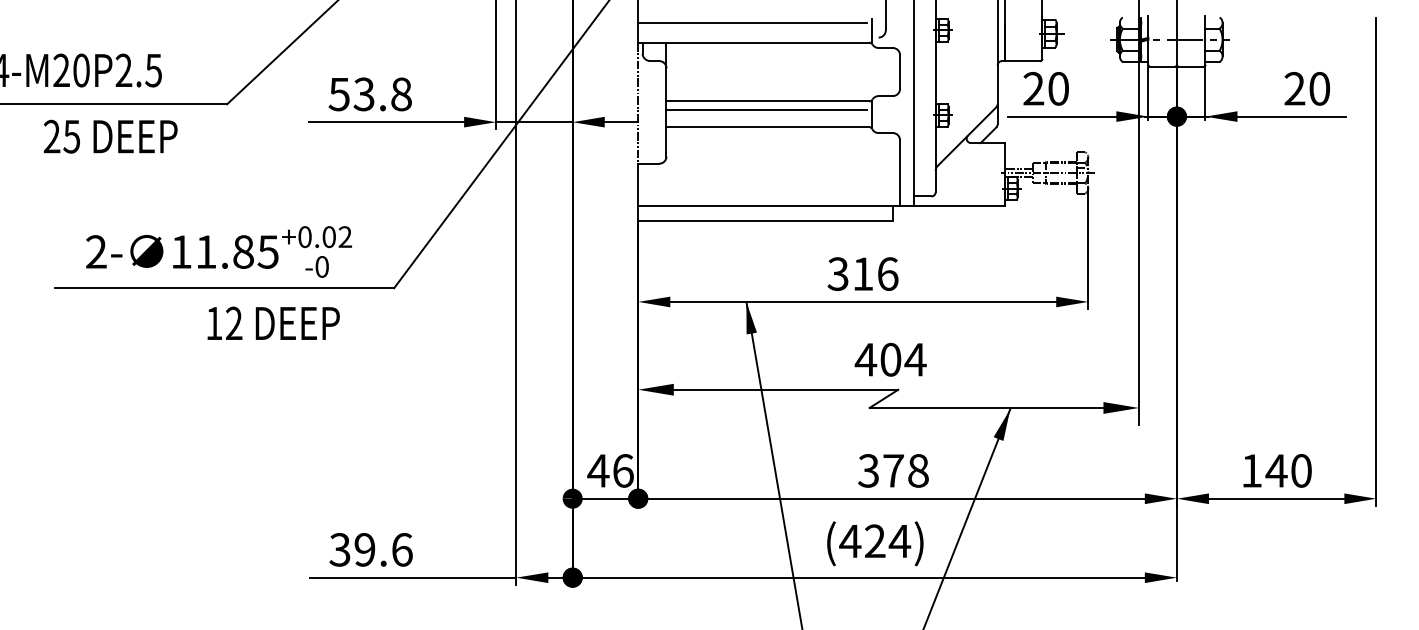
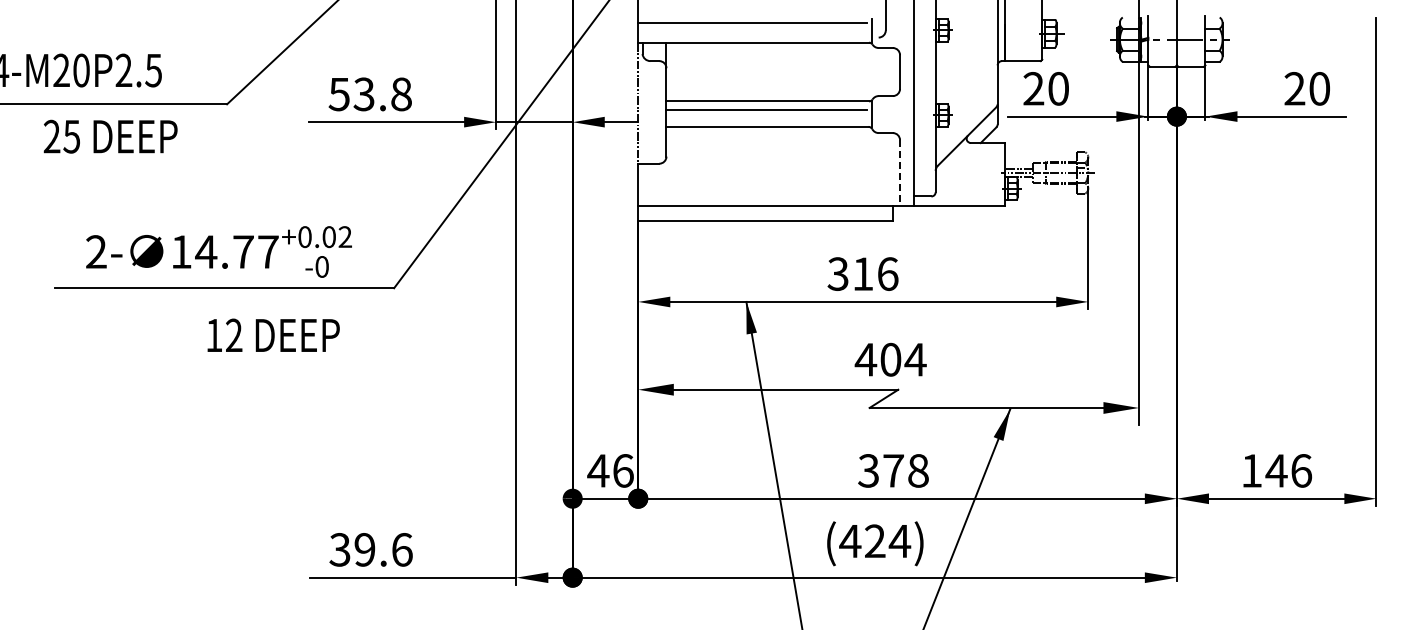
line: solid -> dashed (900, 173)
text: 11.85 -> 14.77 (236, 251)
text position: (273, 322) -> (273, 334) (273, 334)
text: 140 -> 146 (1301, 470)
